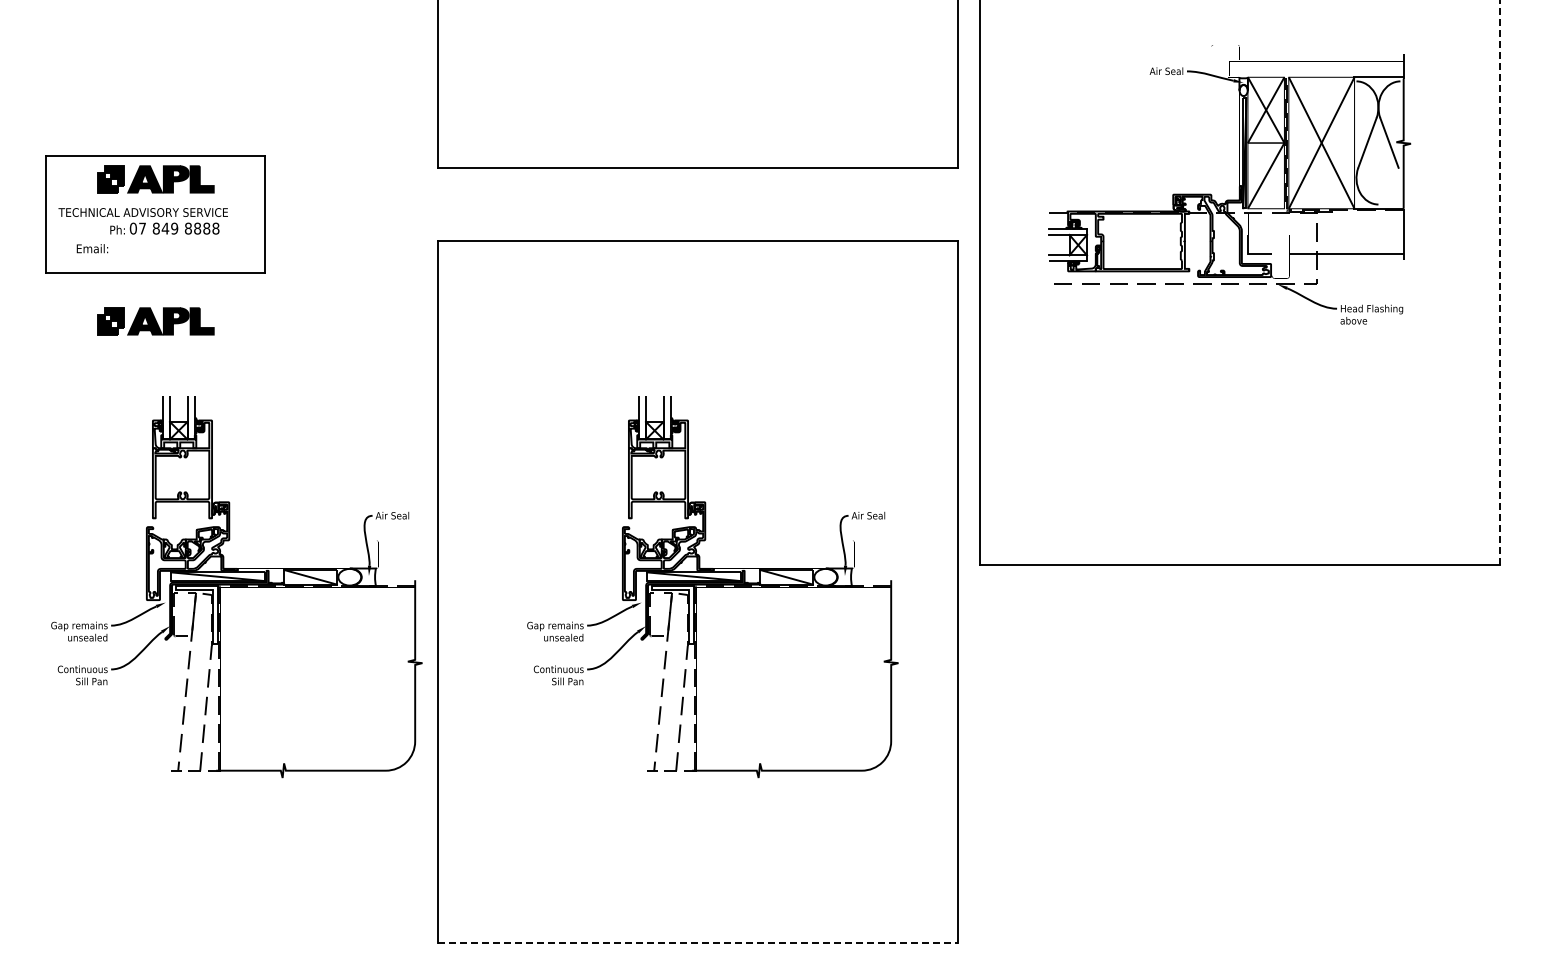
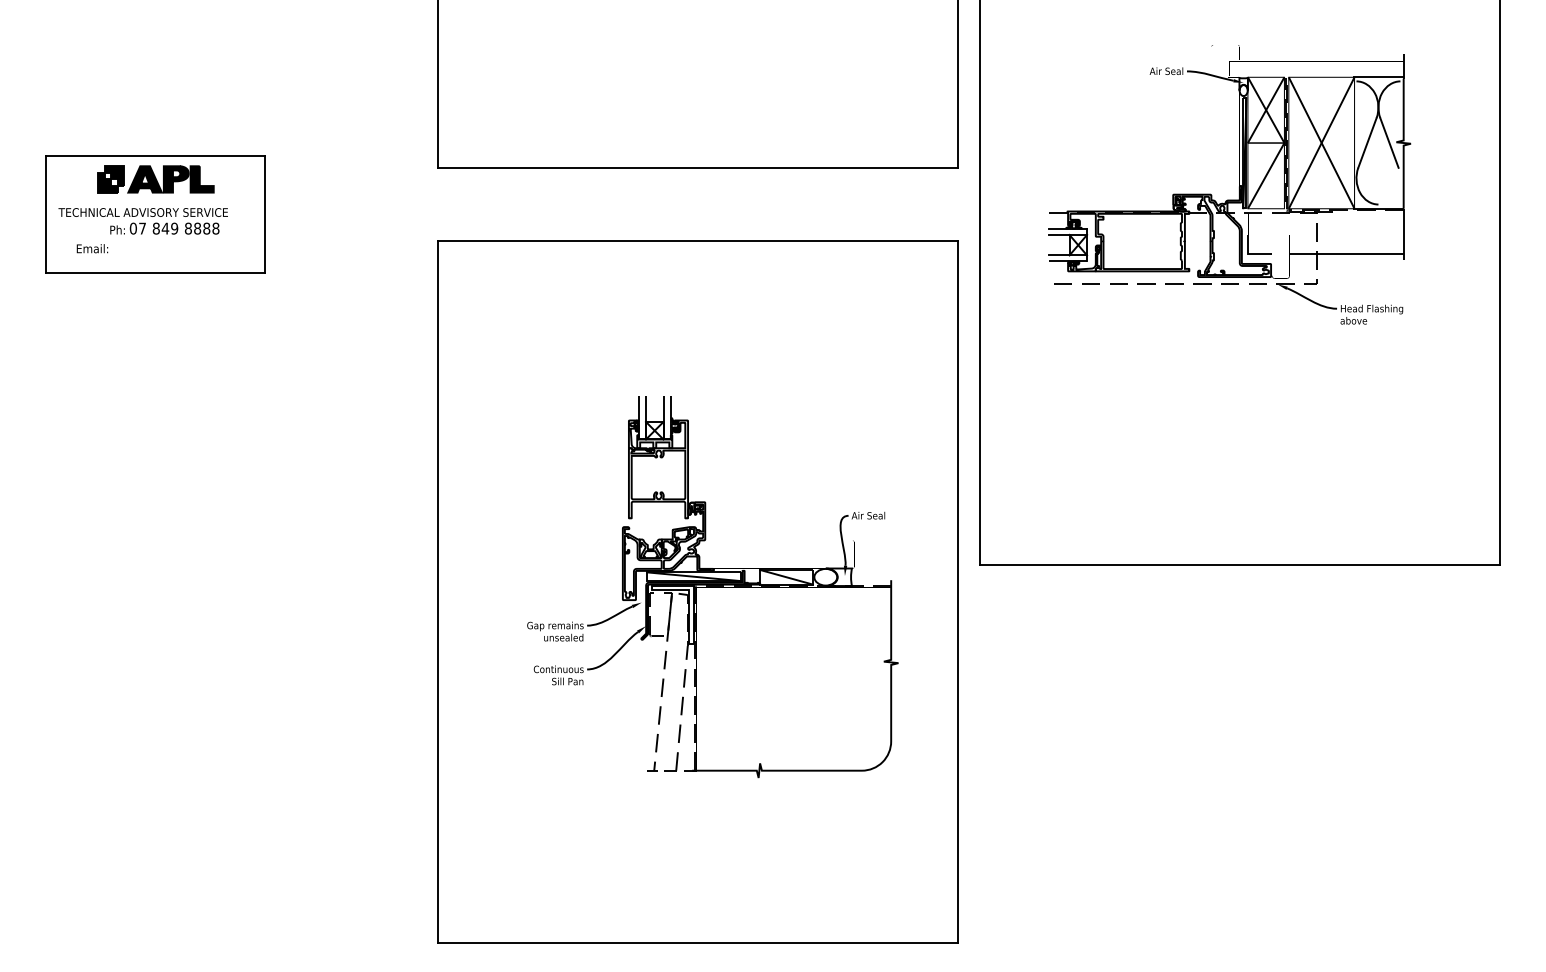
line: dashed -> solid (1499, 282)
part: present -> none (155, 321)
part: present -> none (236, 587)
line: dashed -> solid (697, 942)
